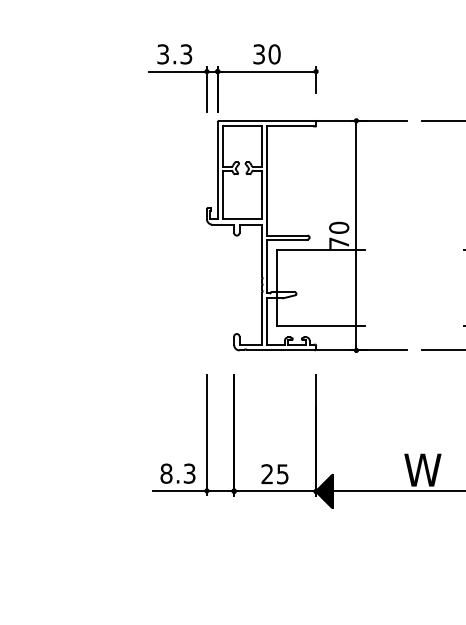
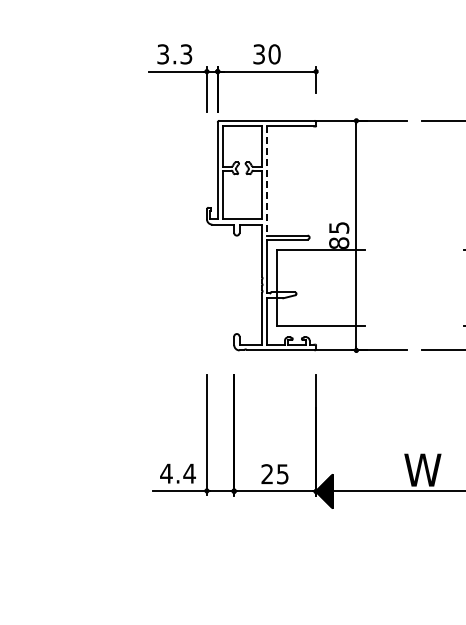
line: solid -> dashed (266, 180)
text: 70 -> 85 (339, 234)
text: 8.3 -> 4.4 (177, 473)
